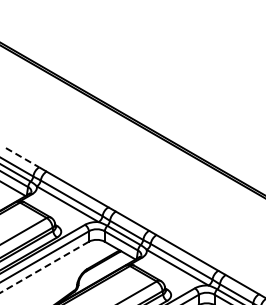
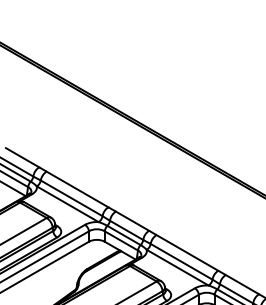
line: dashed -> solid (23, 157)
line: dashed -> solid (44, 267)
